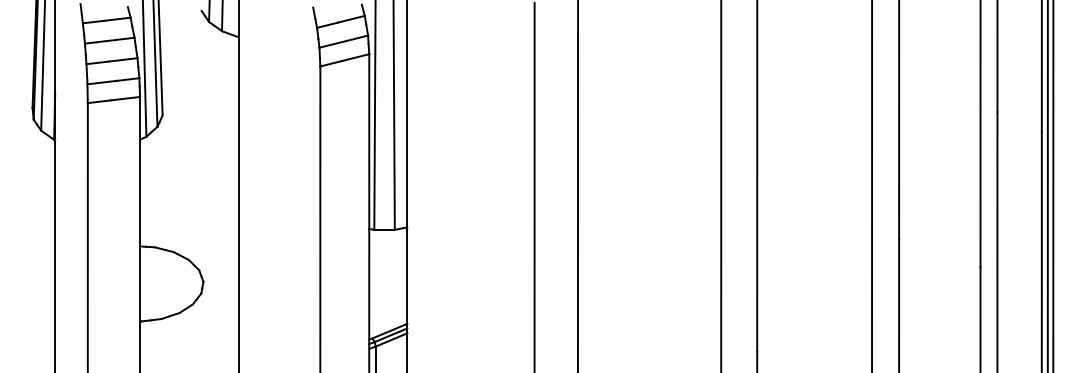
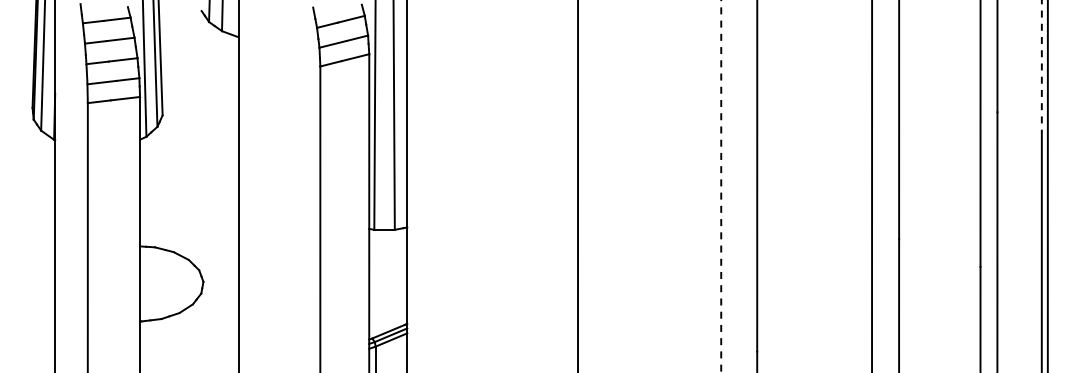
line: solid -> dashed (1041, 66)
line: present -> none (534, 185)
line: present -> none (1053, 185)
line: solid -> dashed (721, 186)
